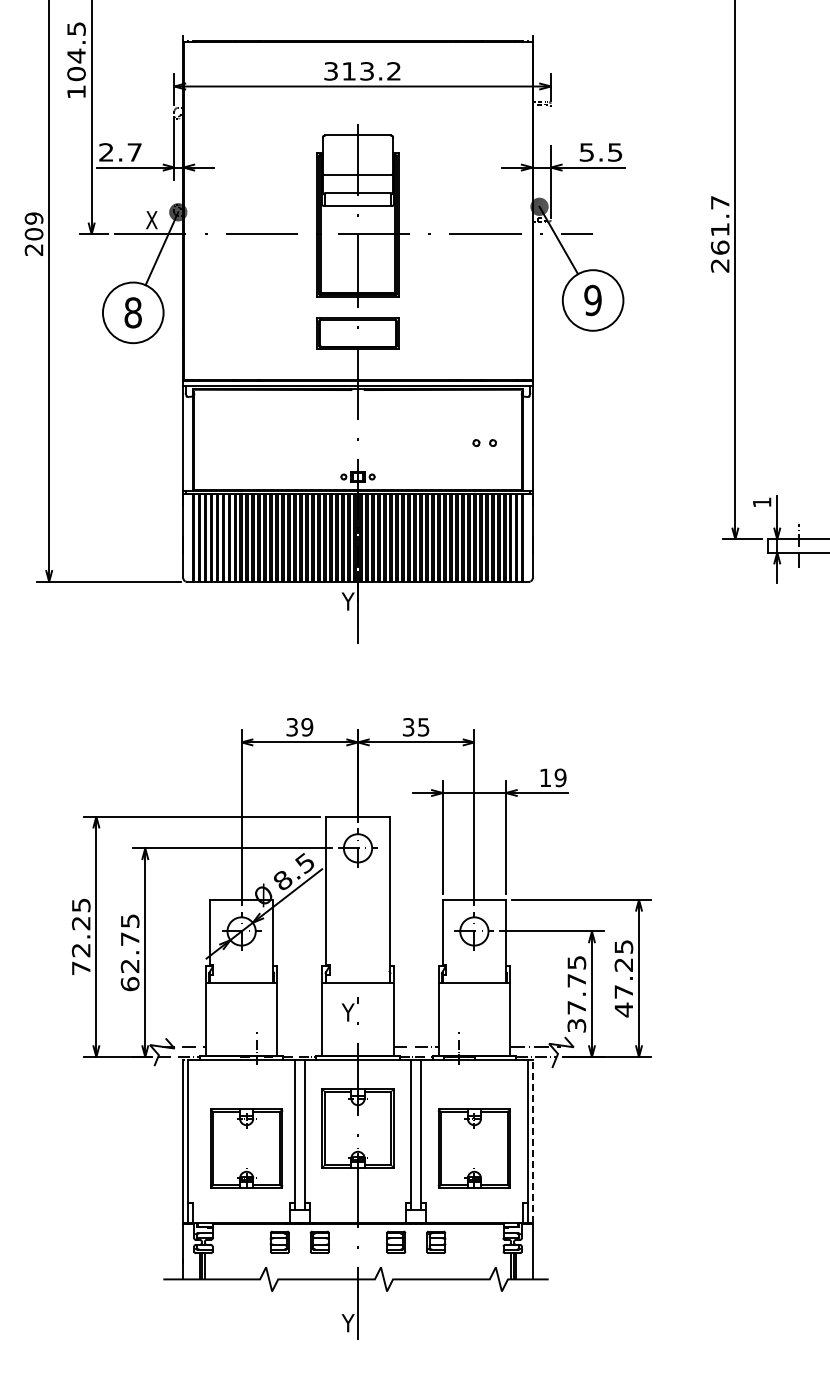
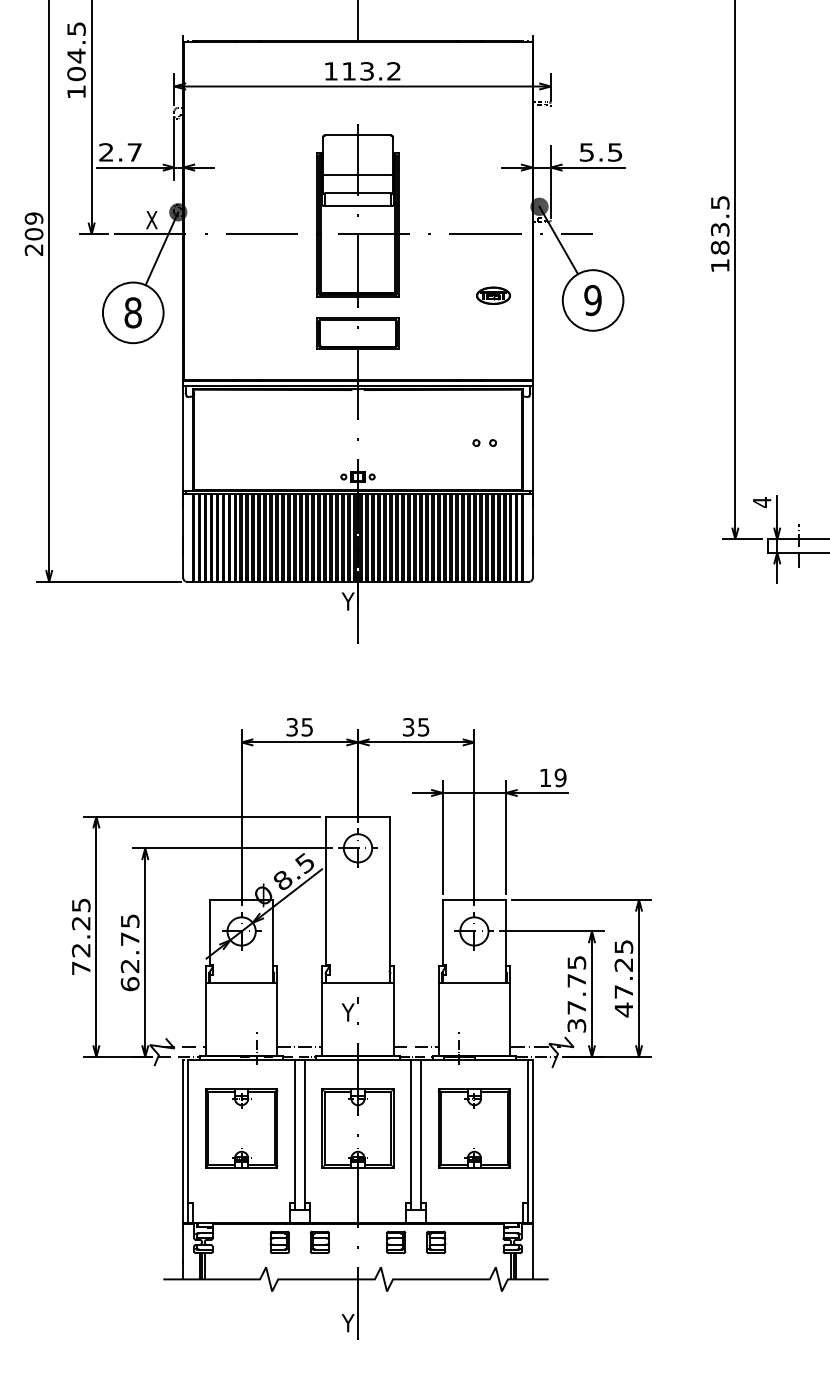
line: none -> present (358, 21)
text: 313.2 -> 113.2 (330, 71)
text: 261.7 -> 183.5 (719, 234)
part: none -> present (493, 295)
text: 1 -> 4 (762, 502)
text: 39 -> 35 (307, 727)
line: none -> present (299, 1047)
line: dashed -> solid (532, 1141)
part position: (246, 1148) -> (241, 1128) (241, 1128)
part position: (473, 1148) -> (473, 1128) (473, 1128)
